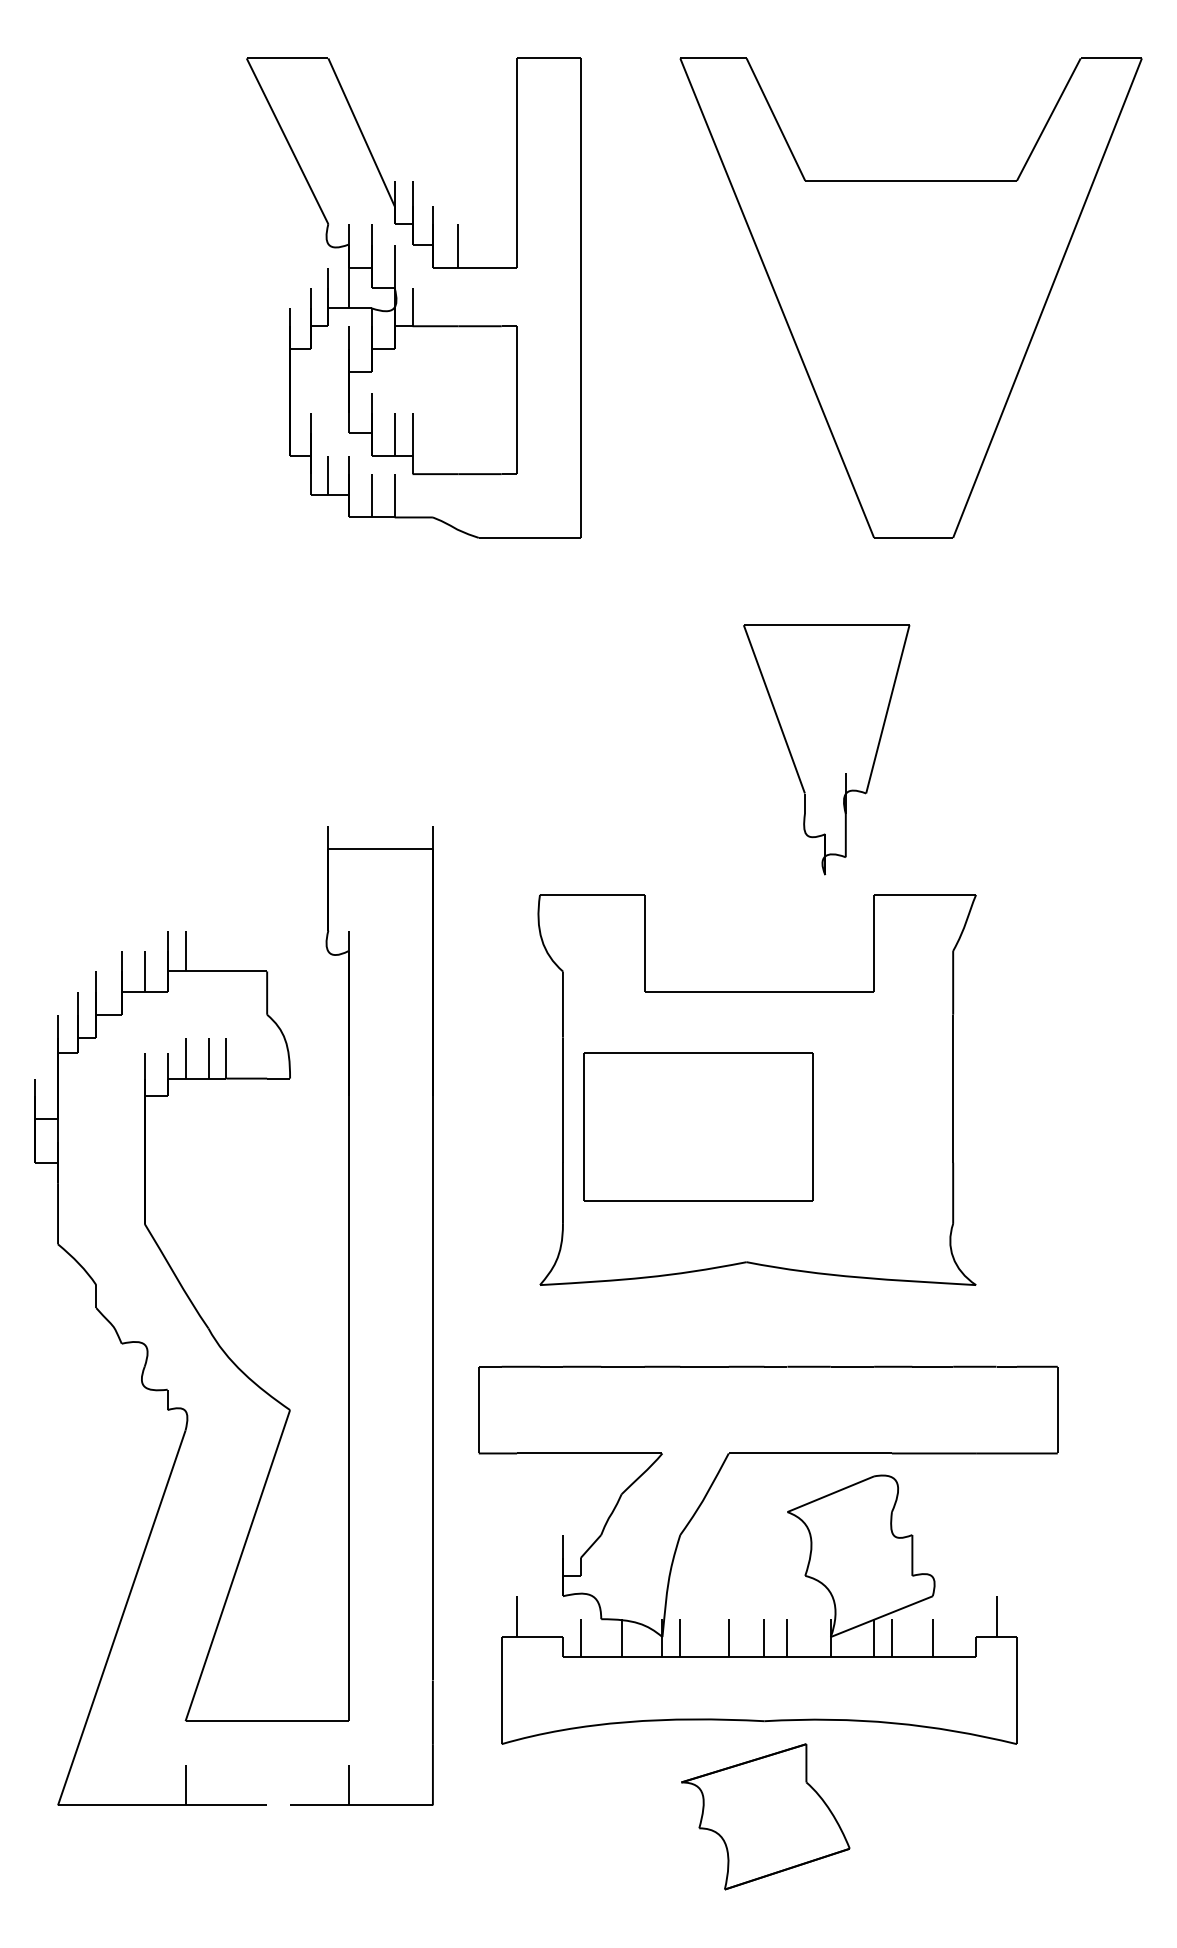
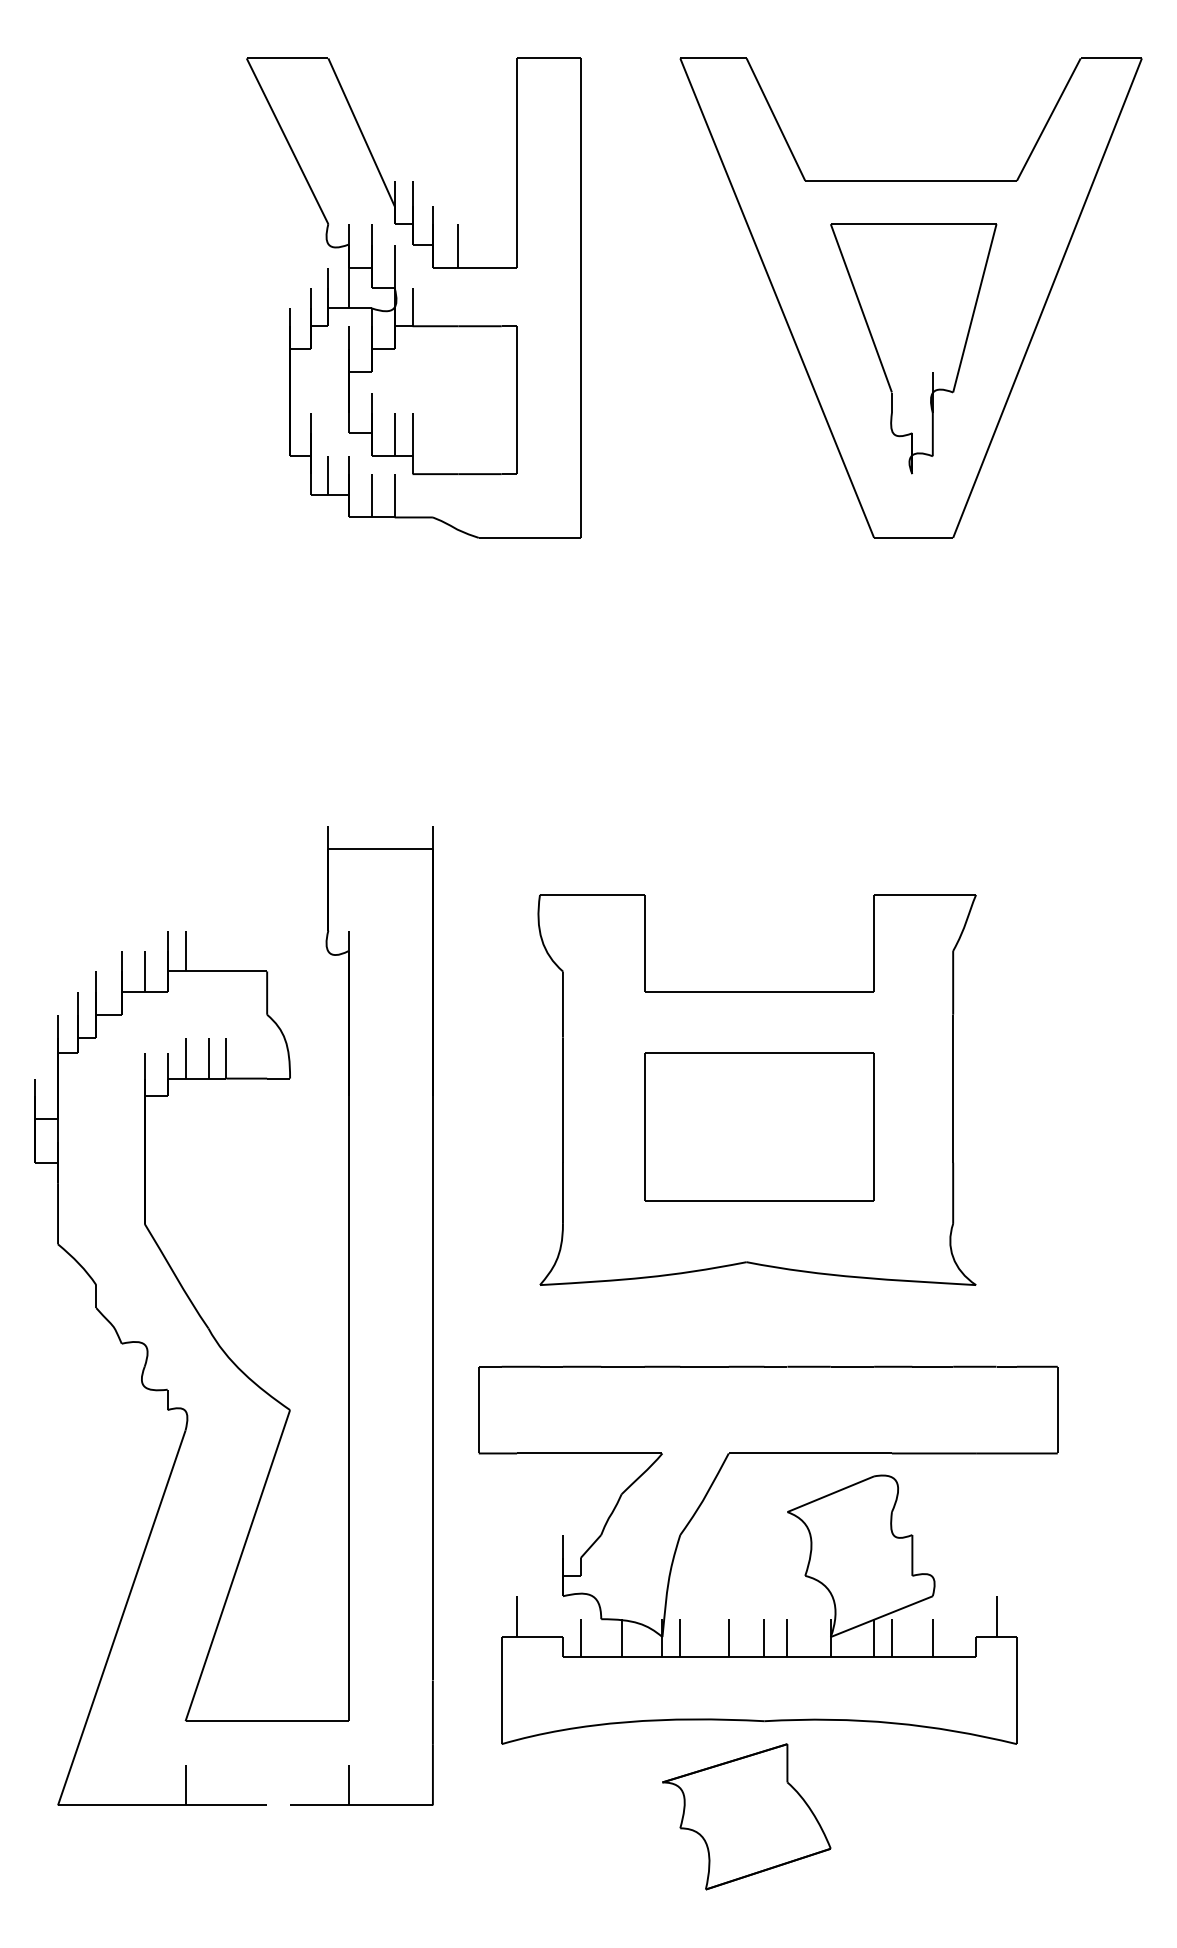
part position: (826, 749) -> (913, 348) (913, 348)
part position: (698, 1126) -> (759, 1126) (759, 1126)
part position: (765, 1816) -> (746, 1816) (746, 1816)
